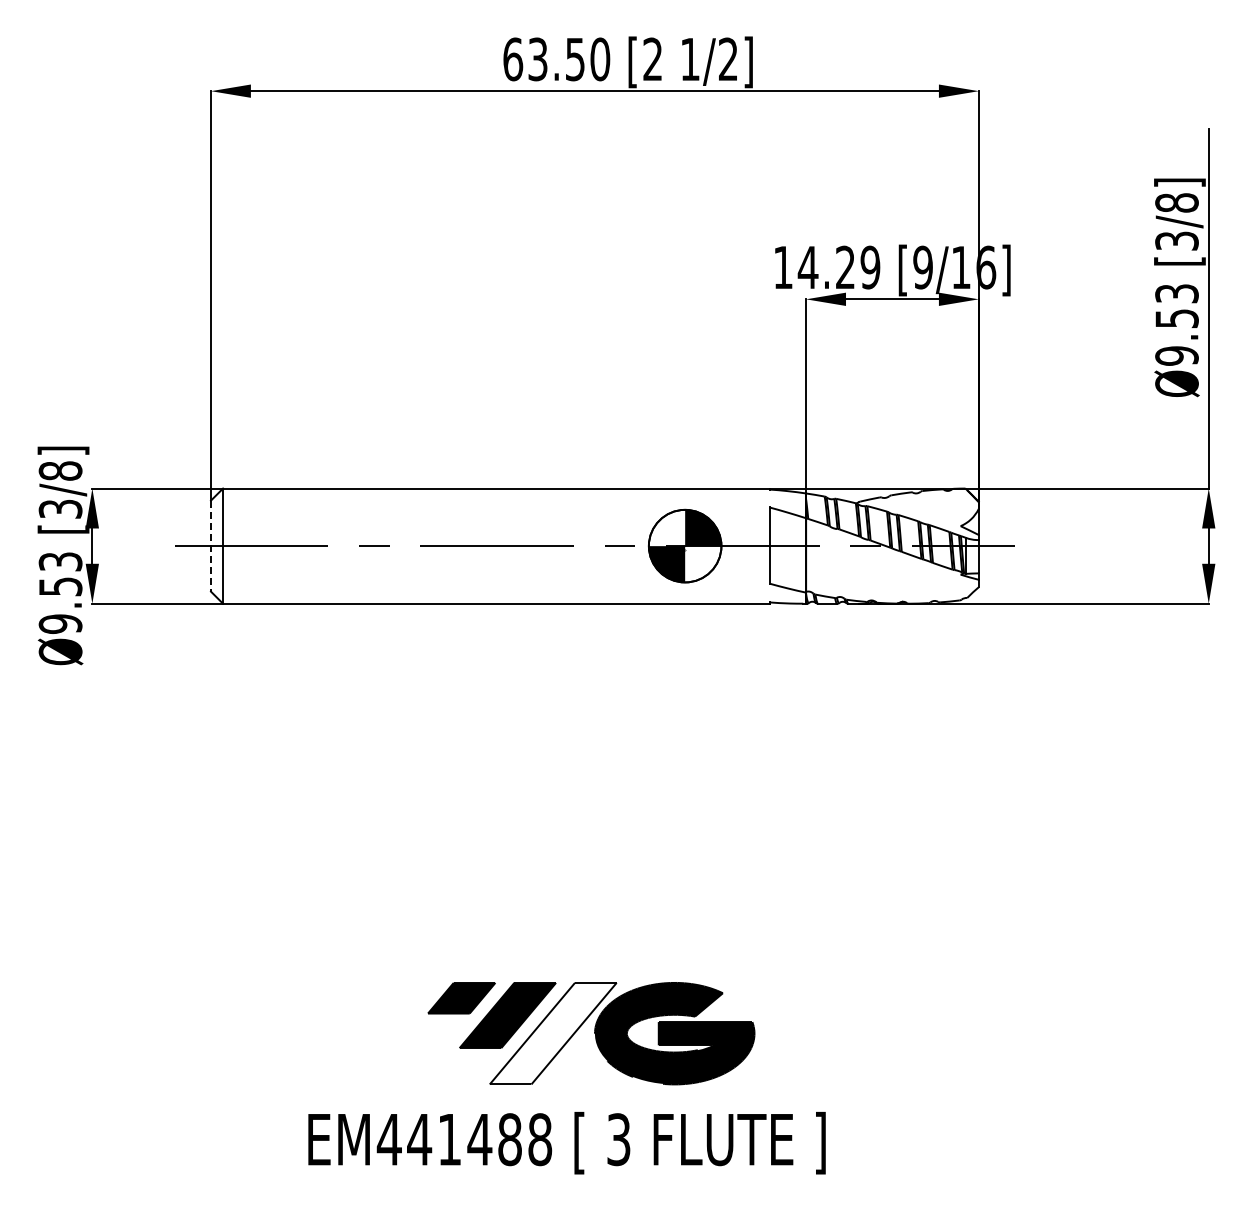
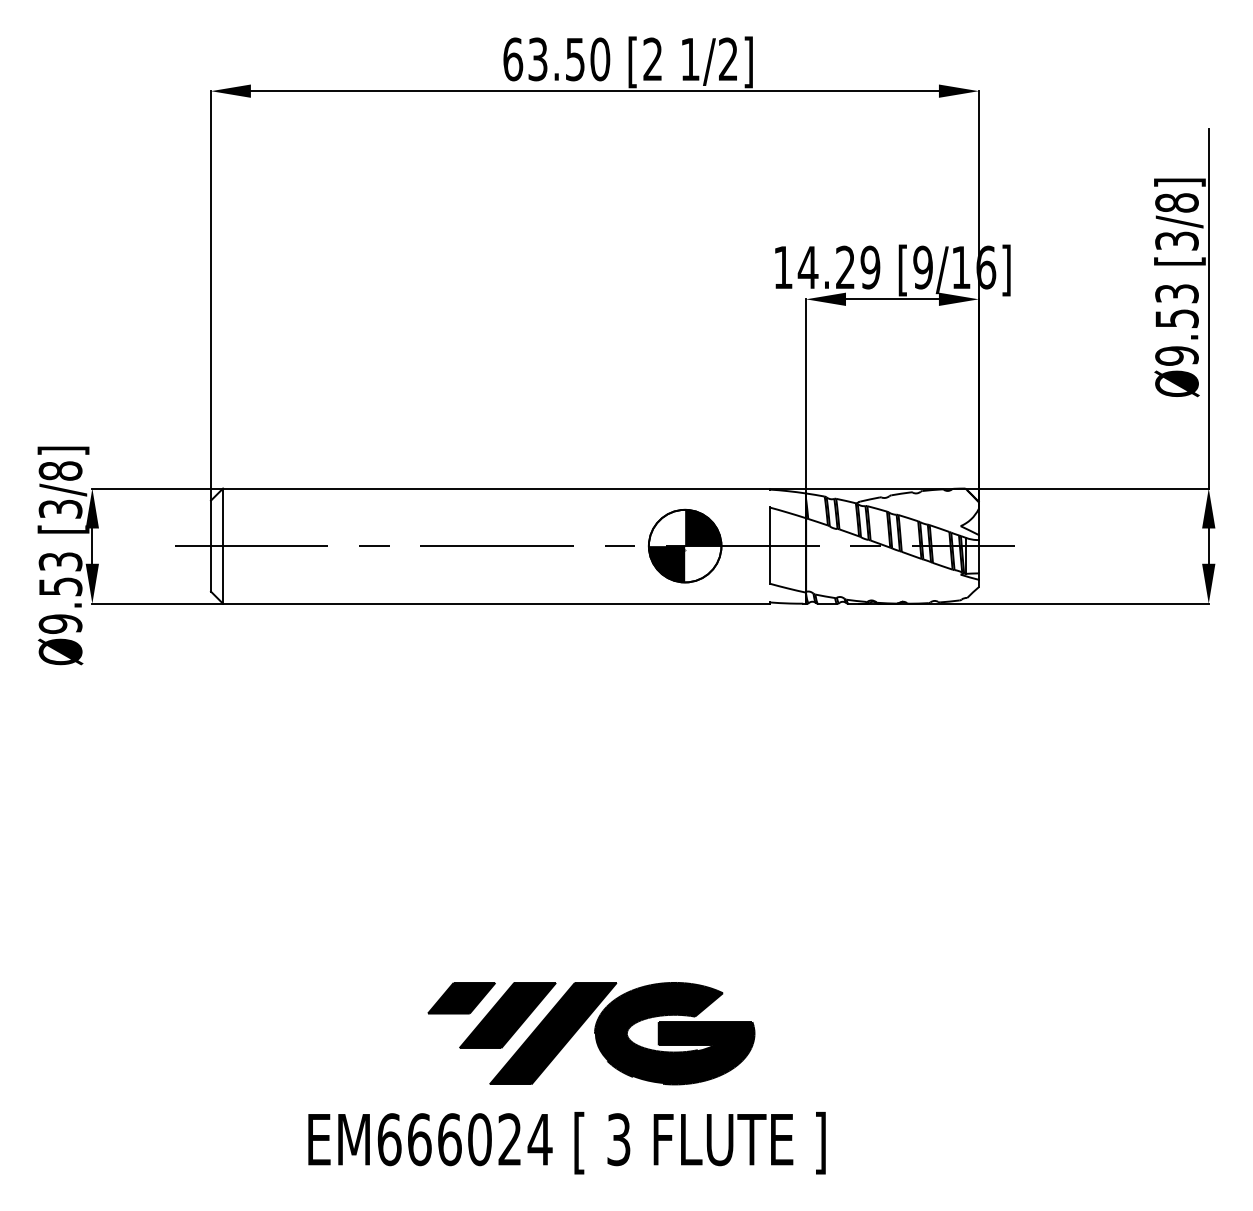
line: dashed -> solid (210, 546)
fill: none -> present (552, 1033)
text: EM441488 -> EM666024 (464, 1139)
